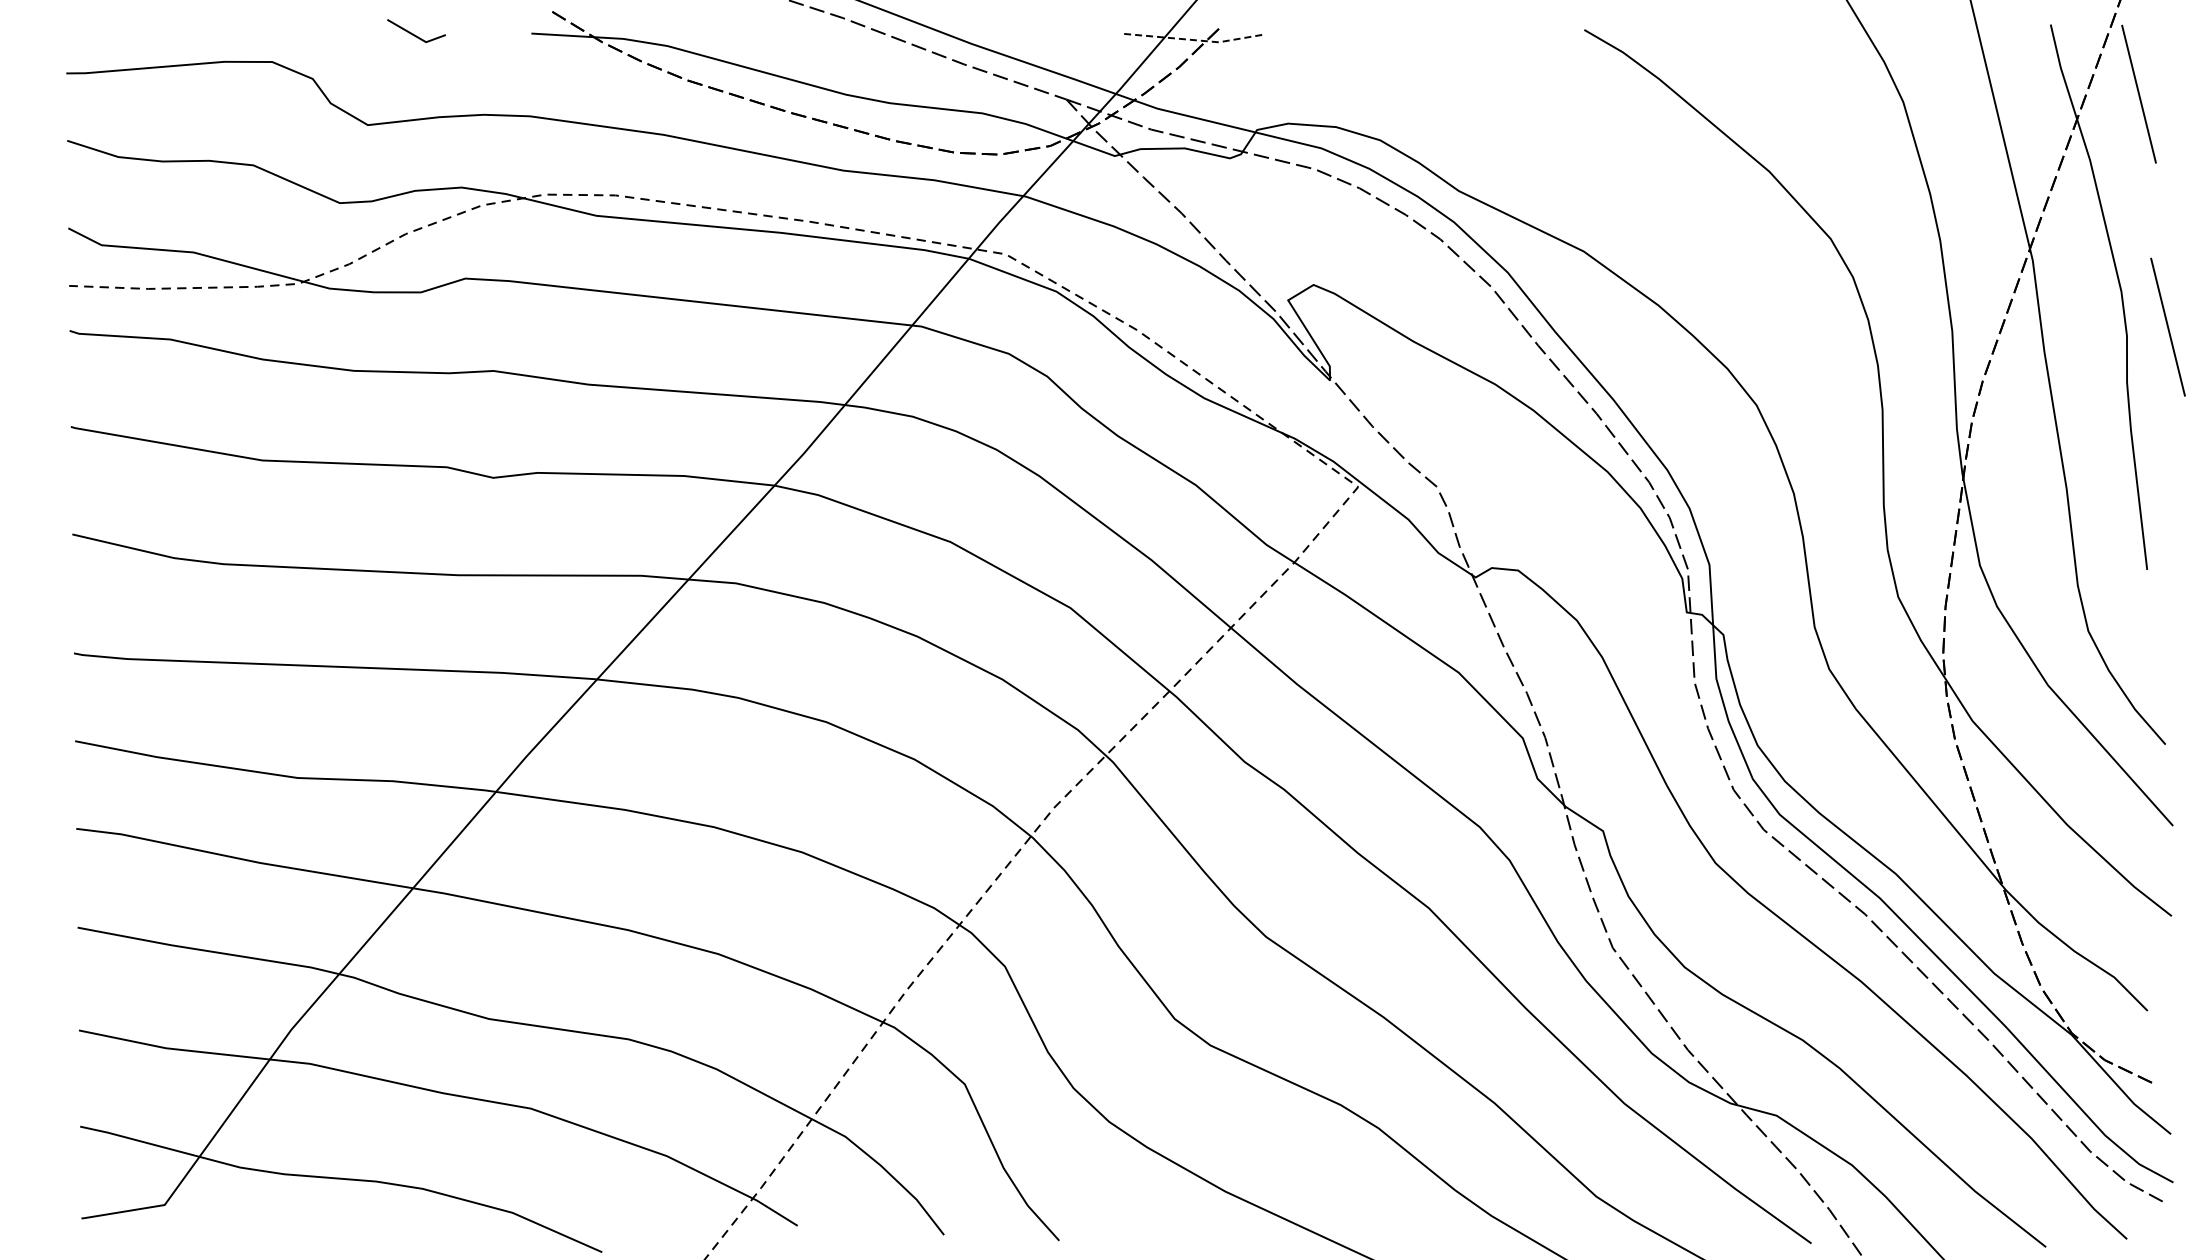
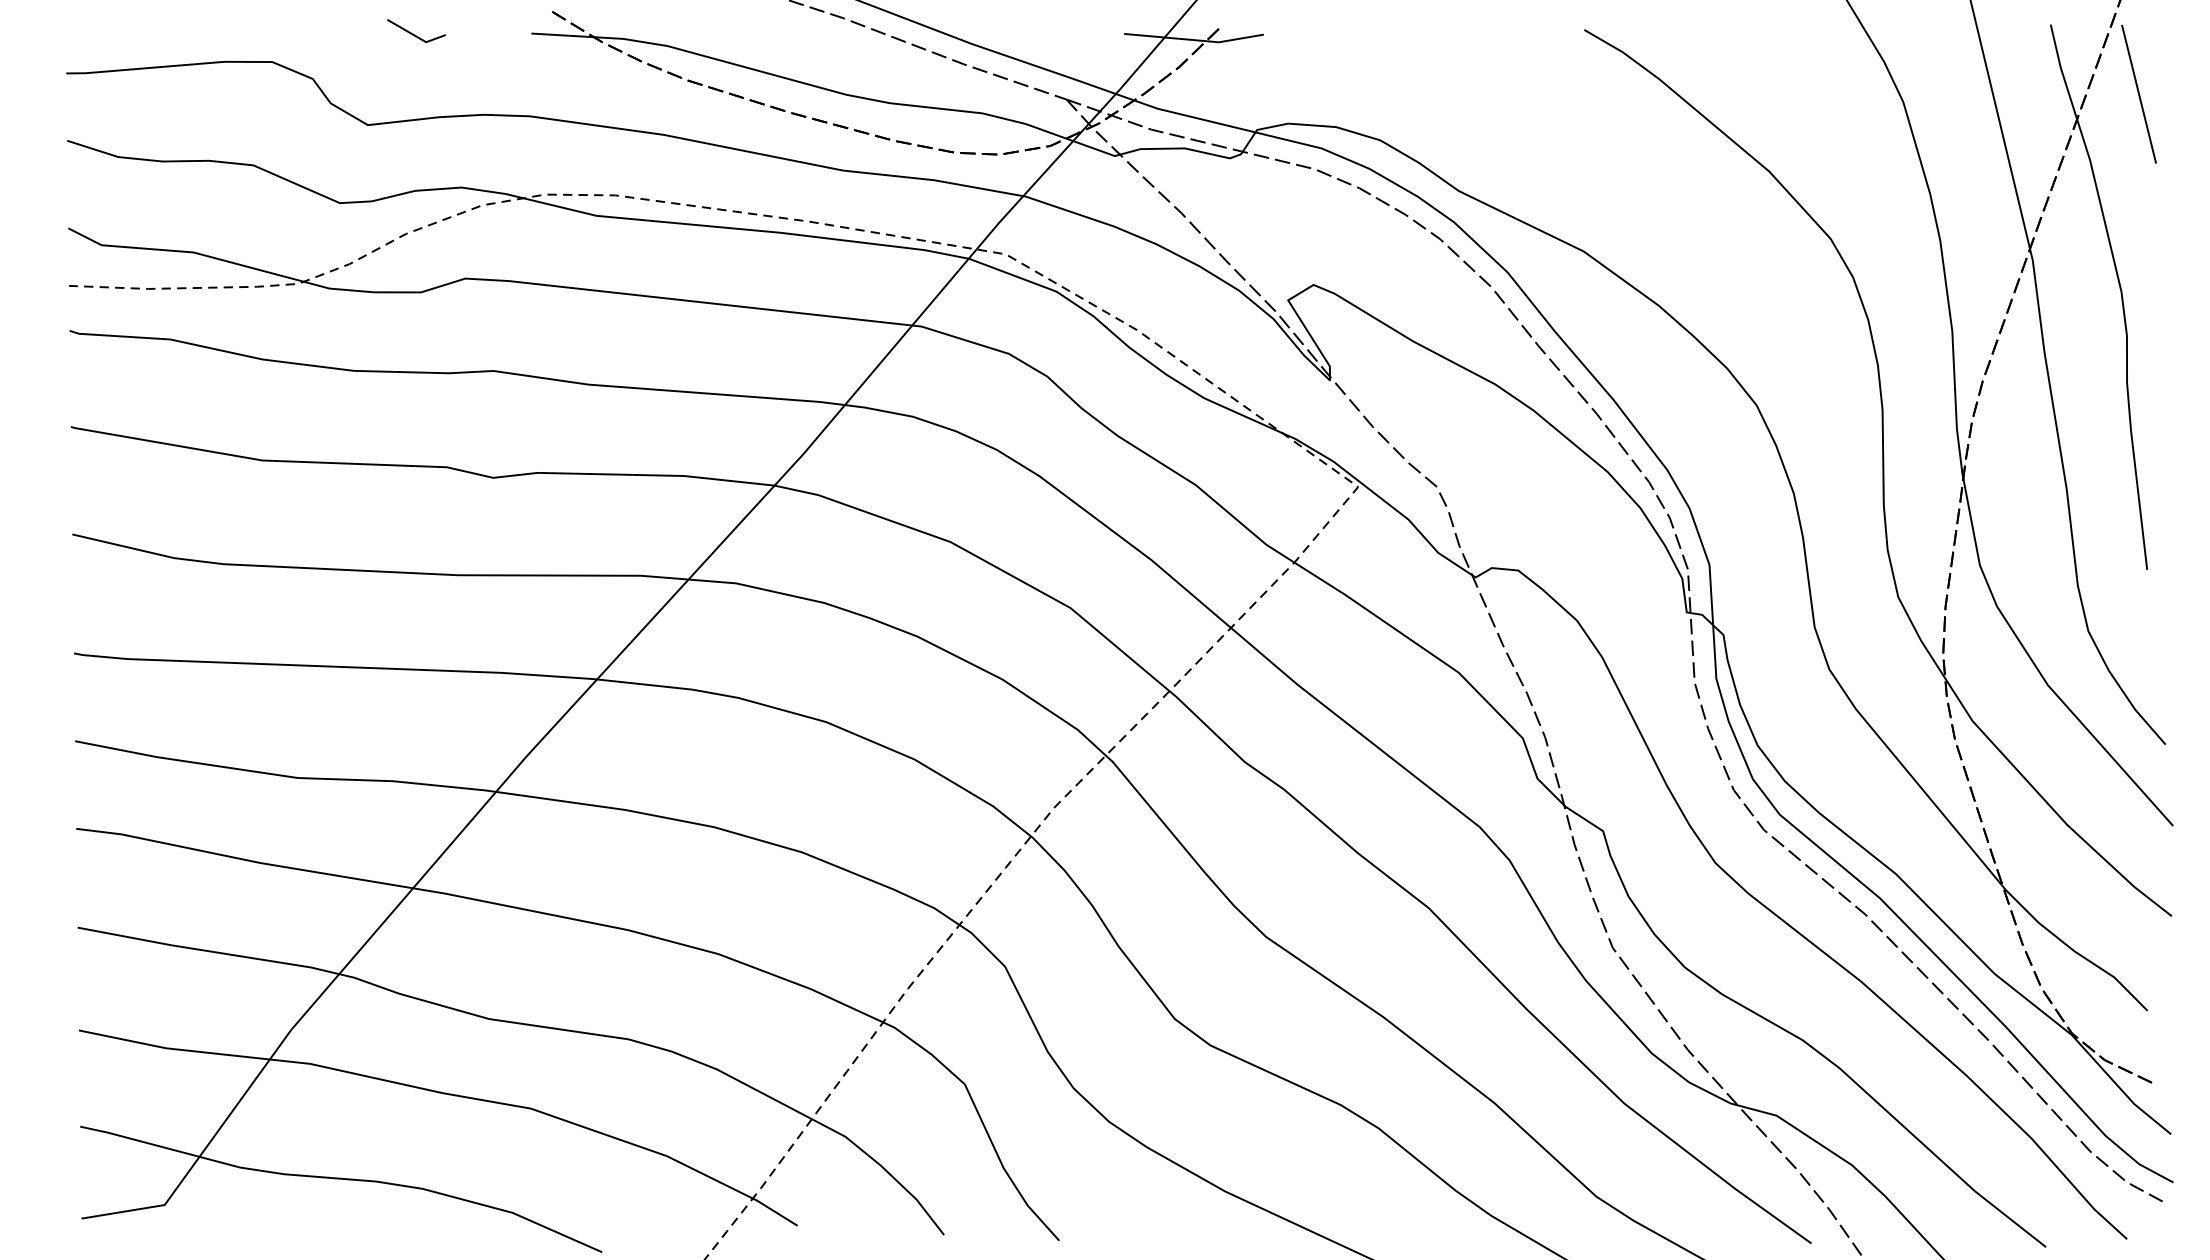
line: dashed -> solid (1195, 40)
line: present -> none (2167, 326)
